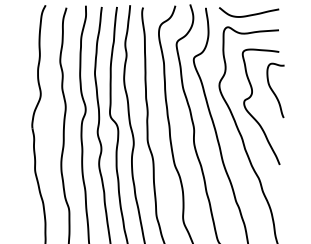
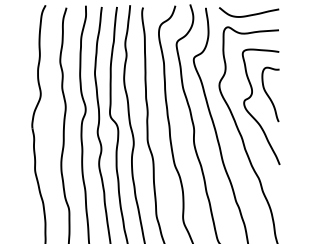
curve position: (273, 90) -> (268, 94) (268, 94)
